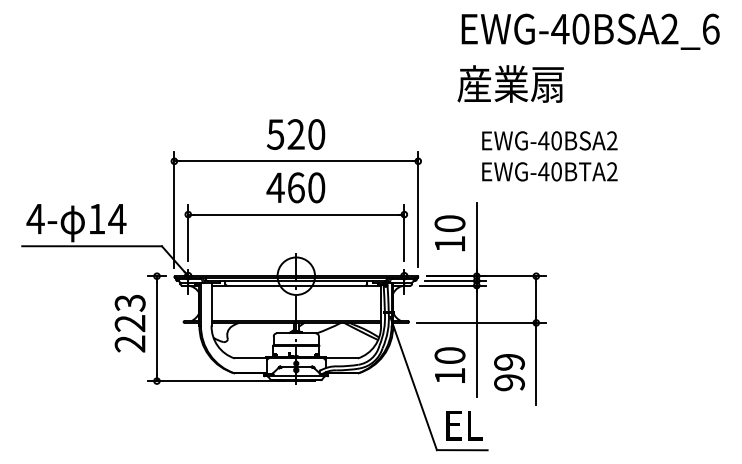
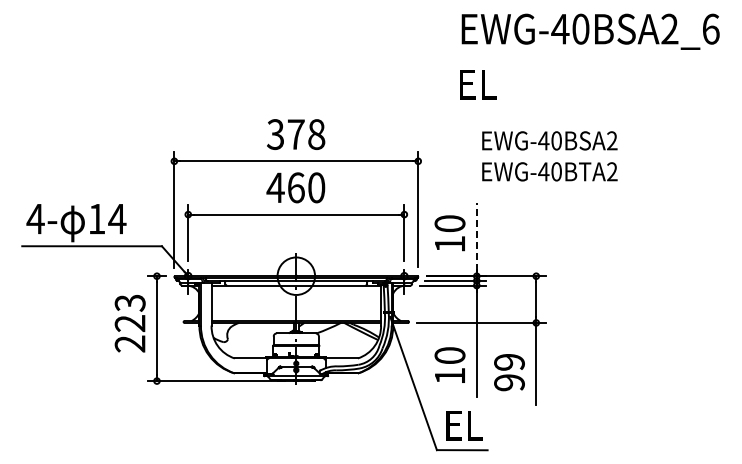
text: 産業扇 -> EL (510, 83)
text: 520 -> 378 (296, 134)
line: solid -> dashed (476, 236)
